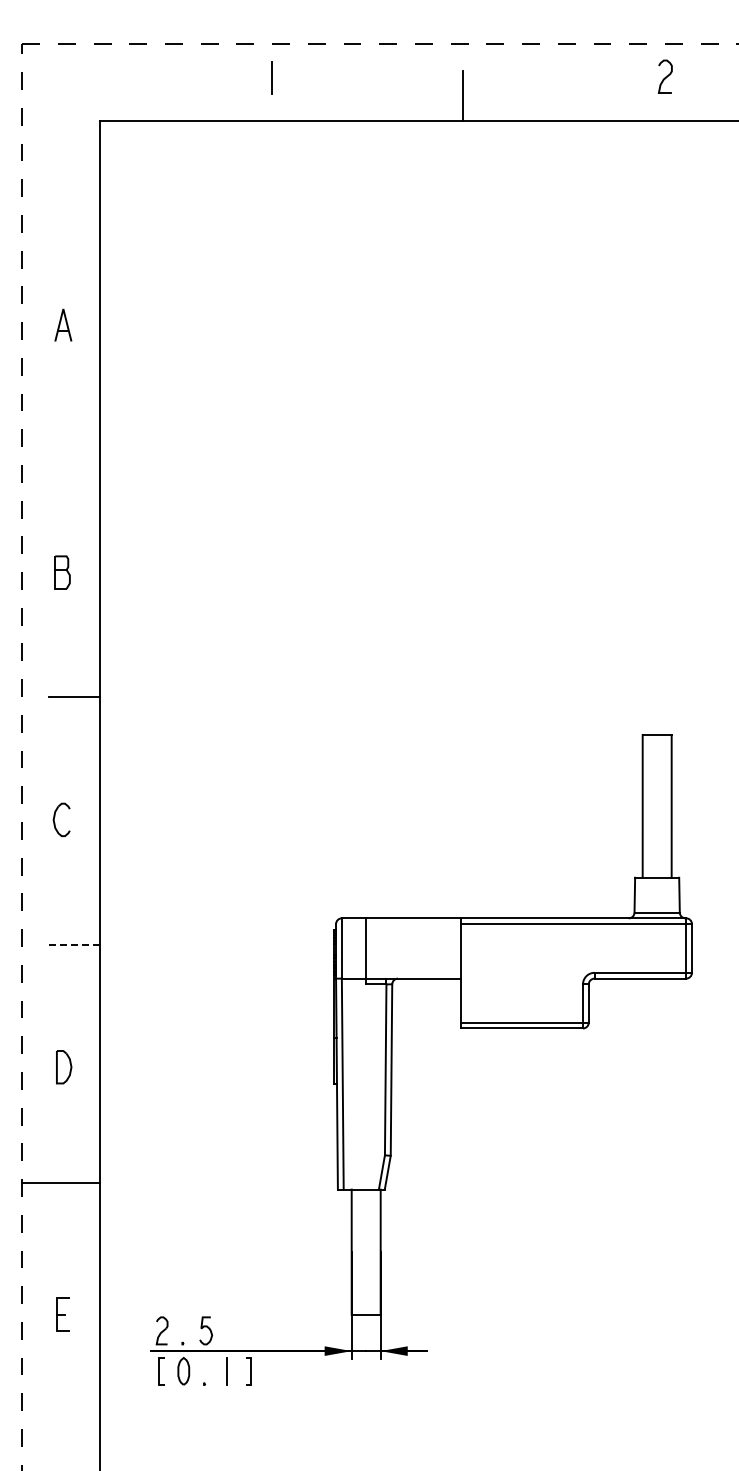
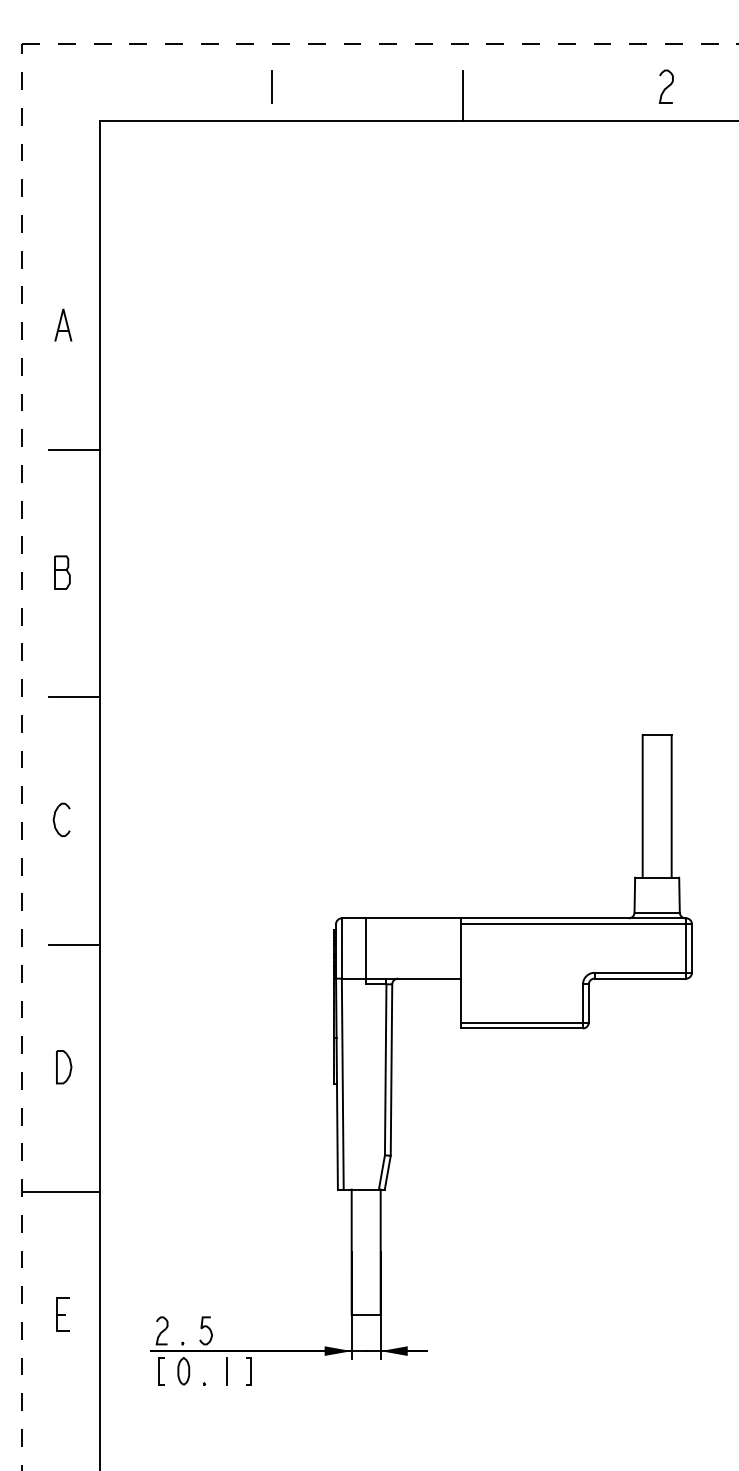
curve position: (665, 76) -> (666, 86) (666, 86)
line position: (271, 77) -> (271, 86) (271, 86)
line: none -> present (74, 449)
line: dashed -> solid (73, 944)
line position: (60, 1182) -> (60, 1191) (60, 1191)
